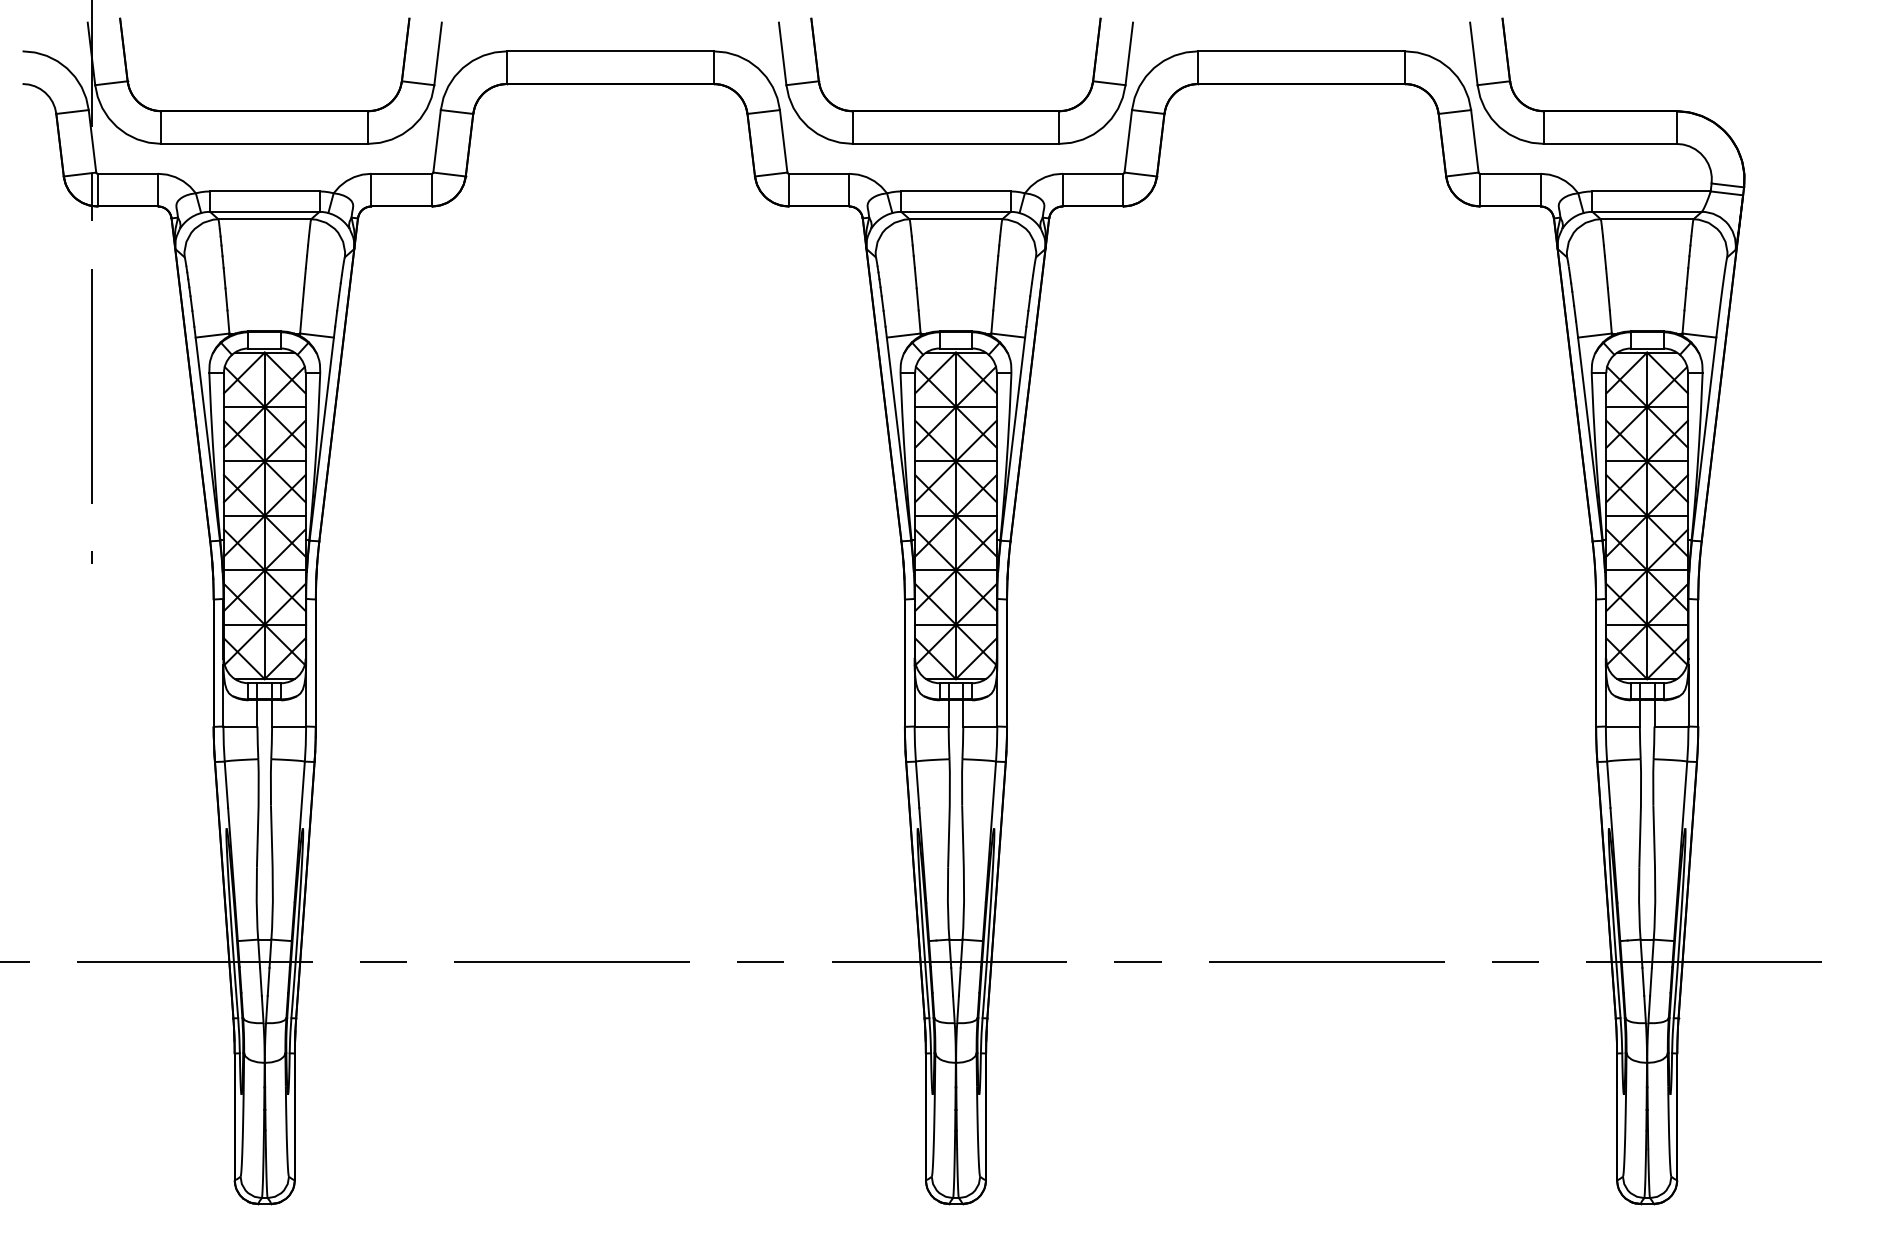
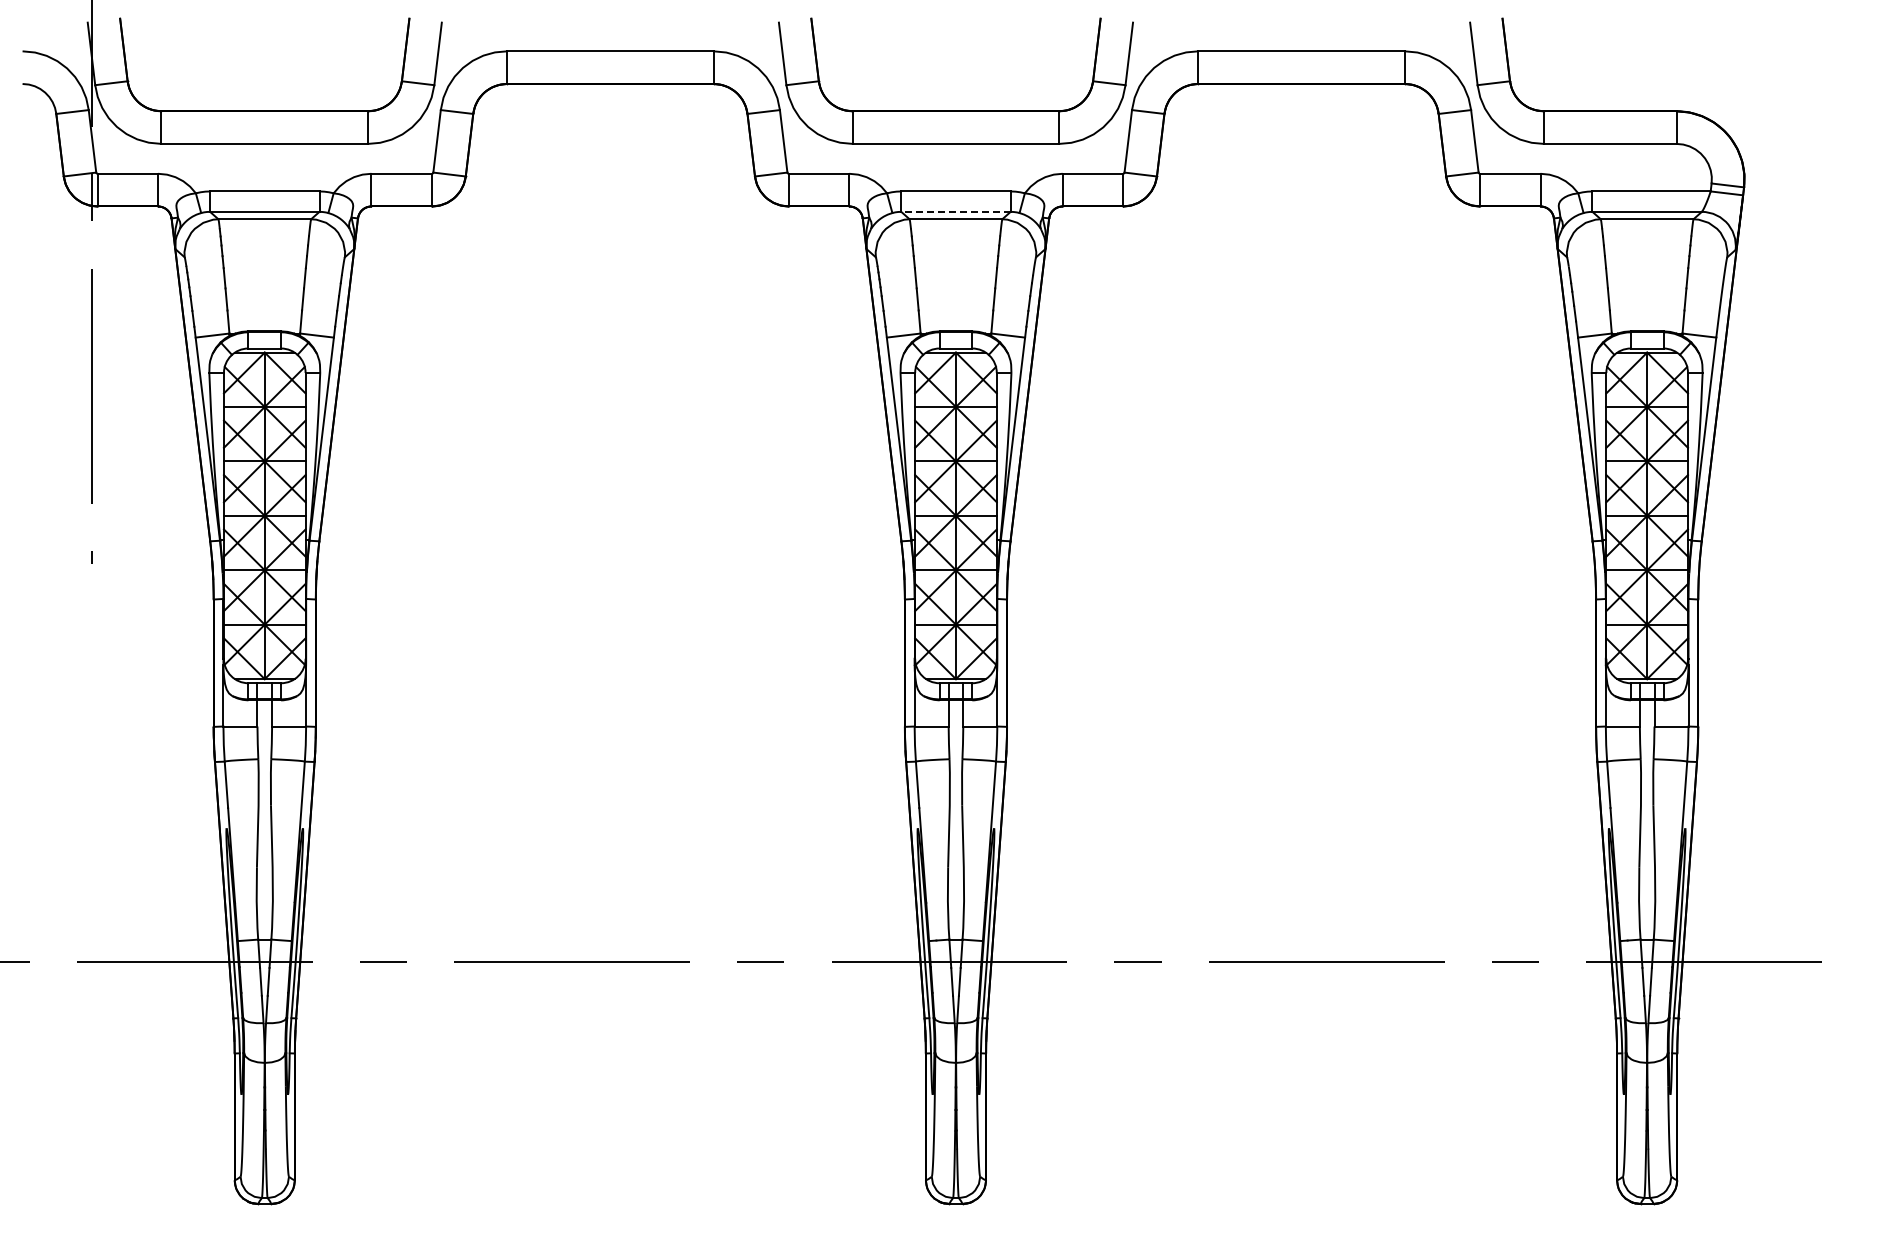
line: solid -> dashed (955, 211)
